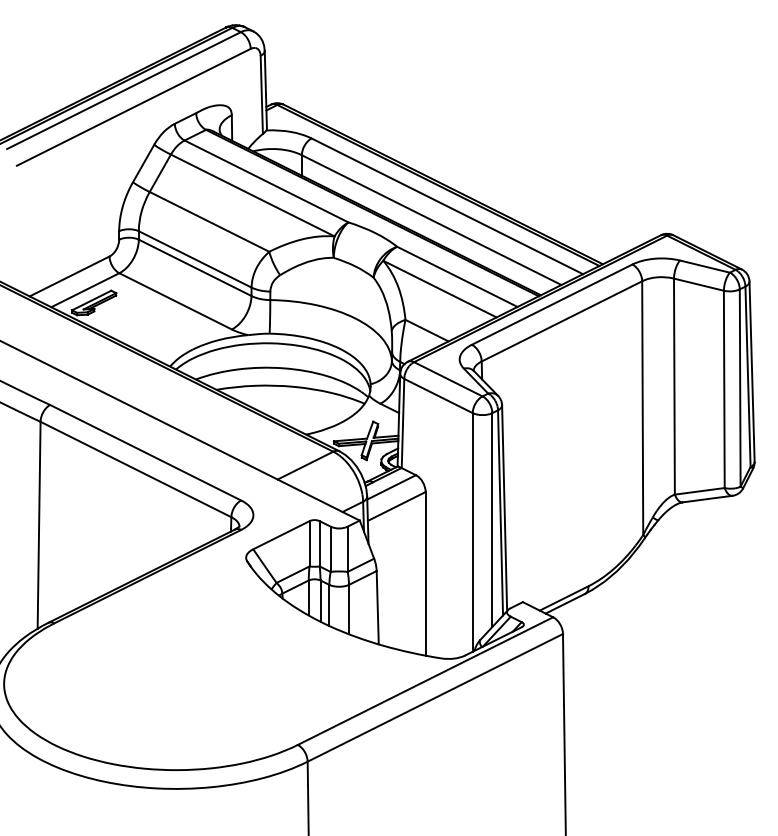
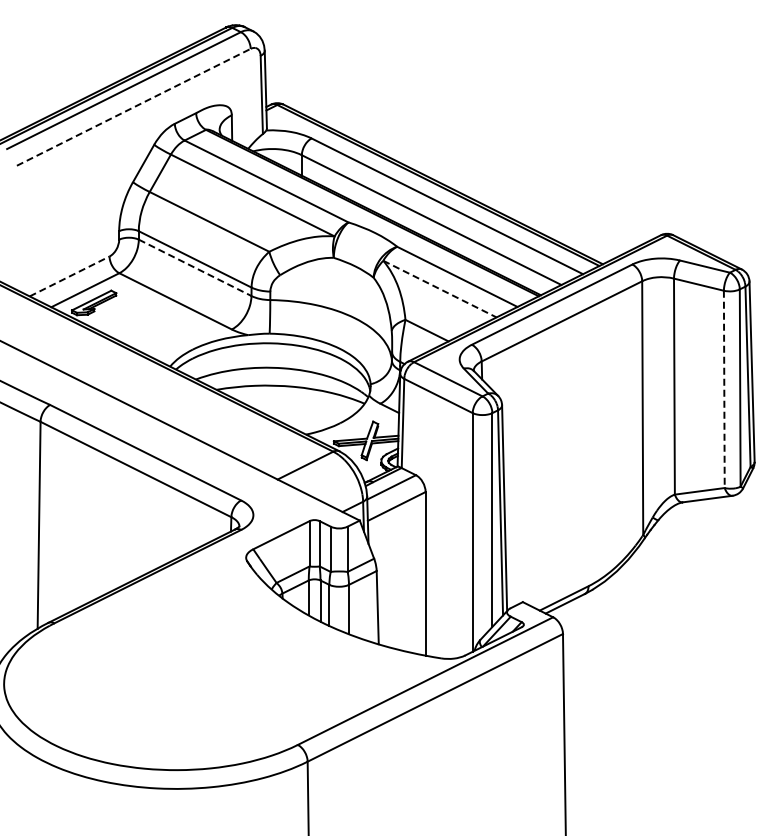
line: solid -> dashed (133, 107)
line: solid -> dashed (195, 267)
line: solid -> dashed (69, 276)
line: solid -> dashed (440, 289)
line: solid -> dashed (724, 389)
